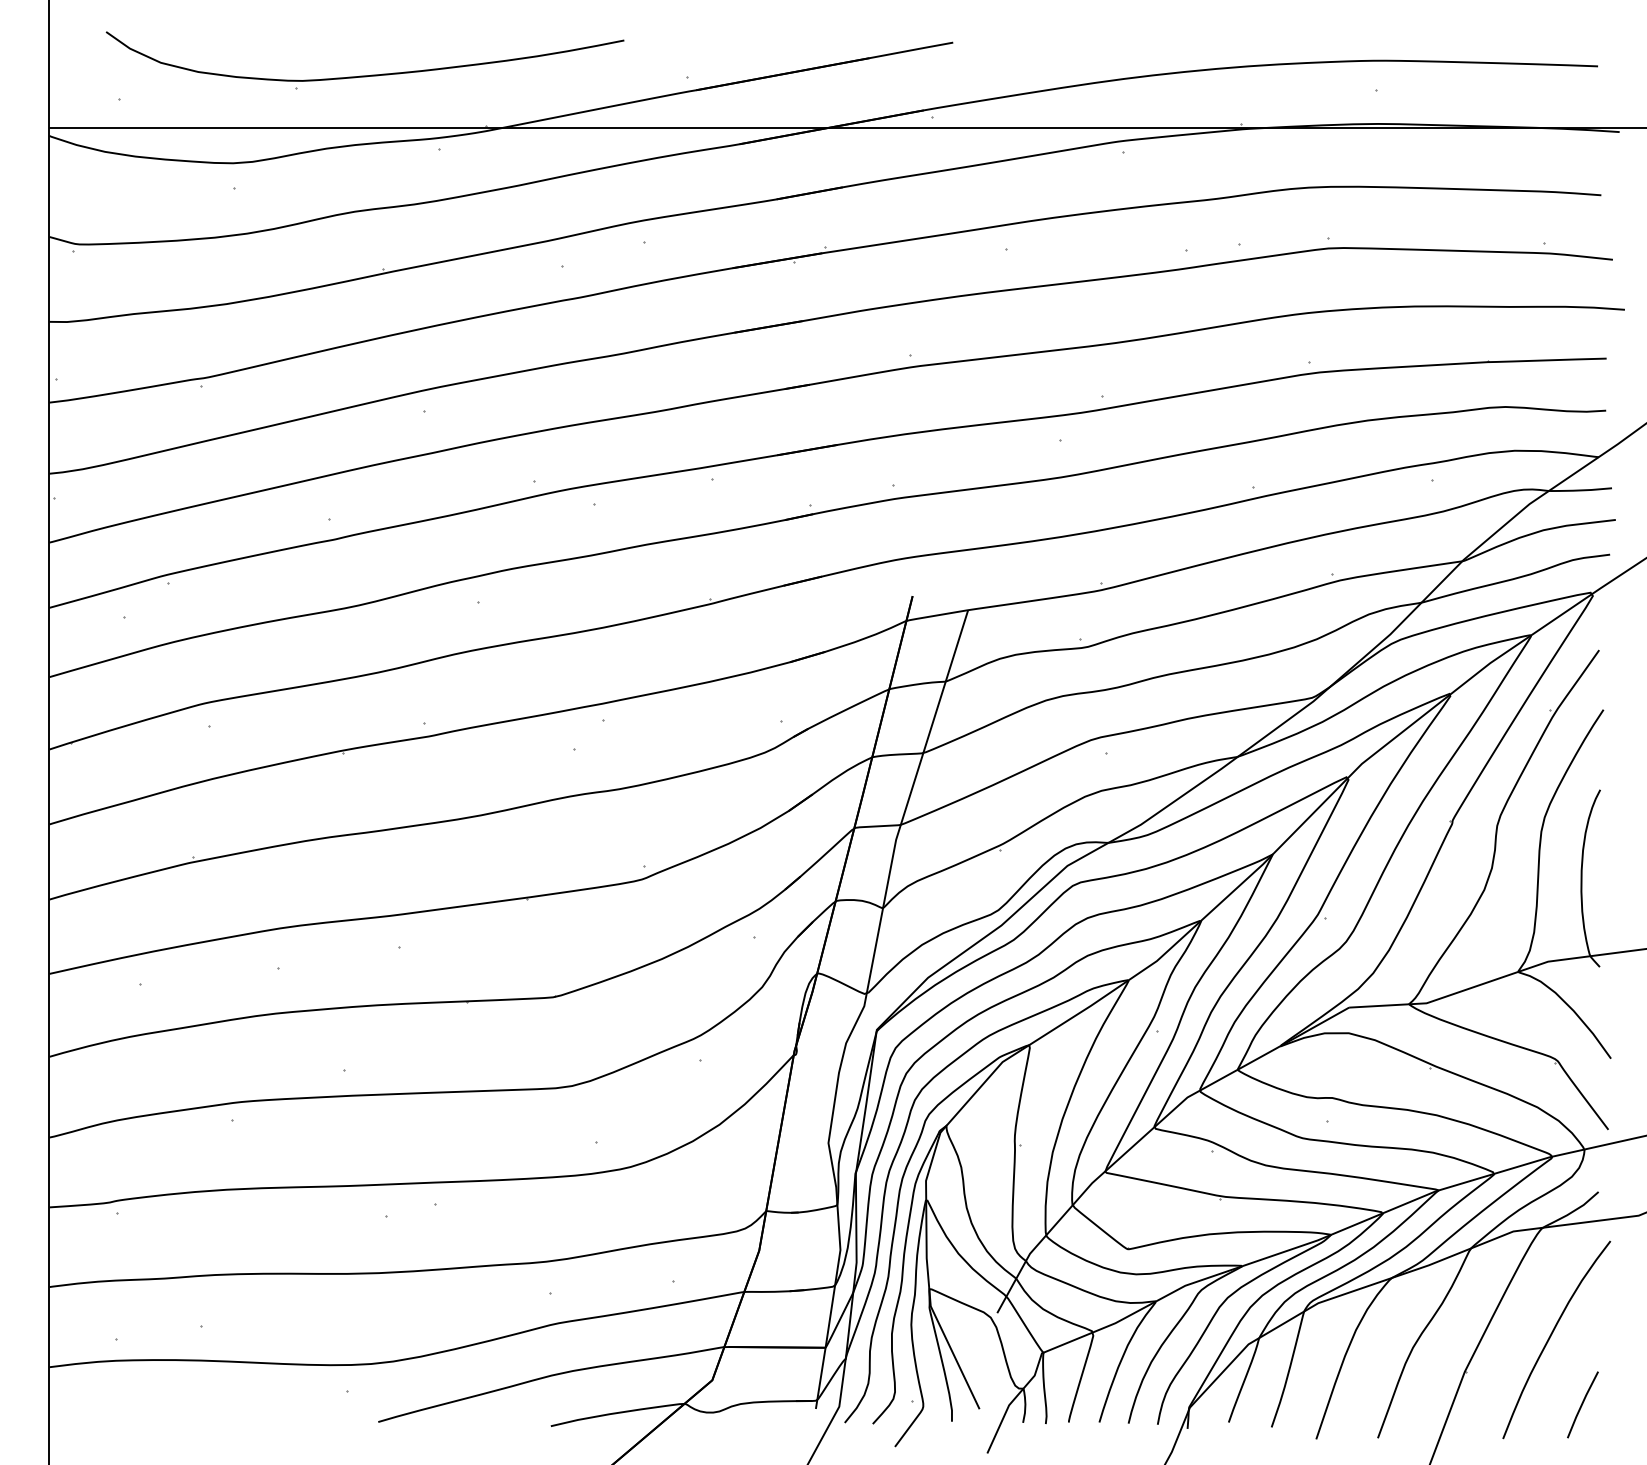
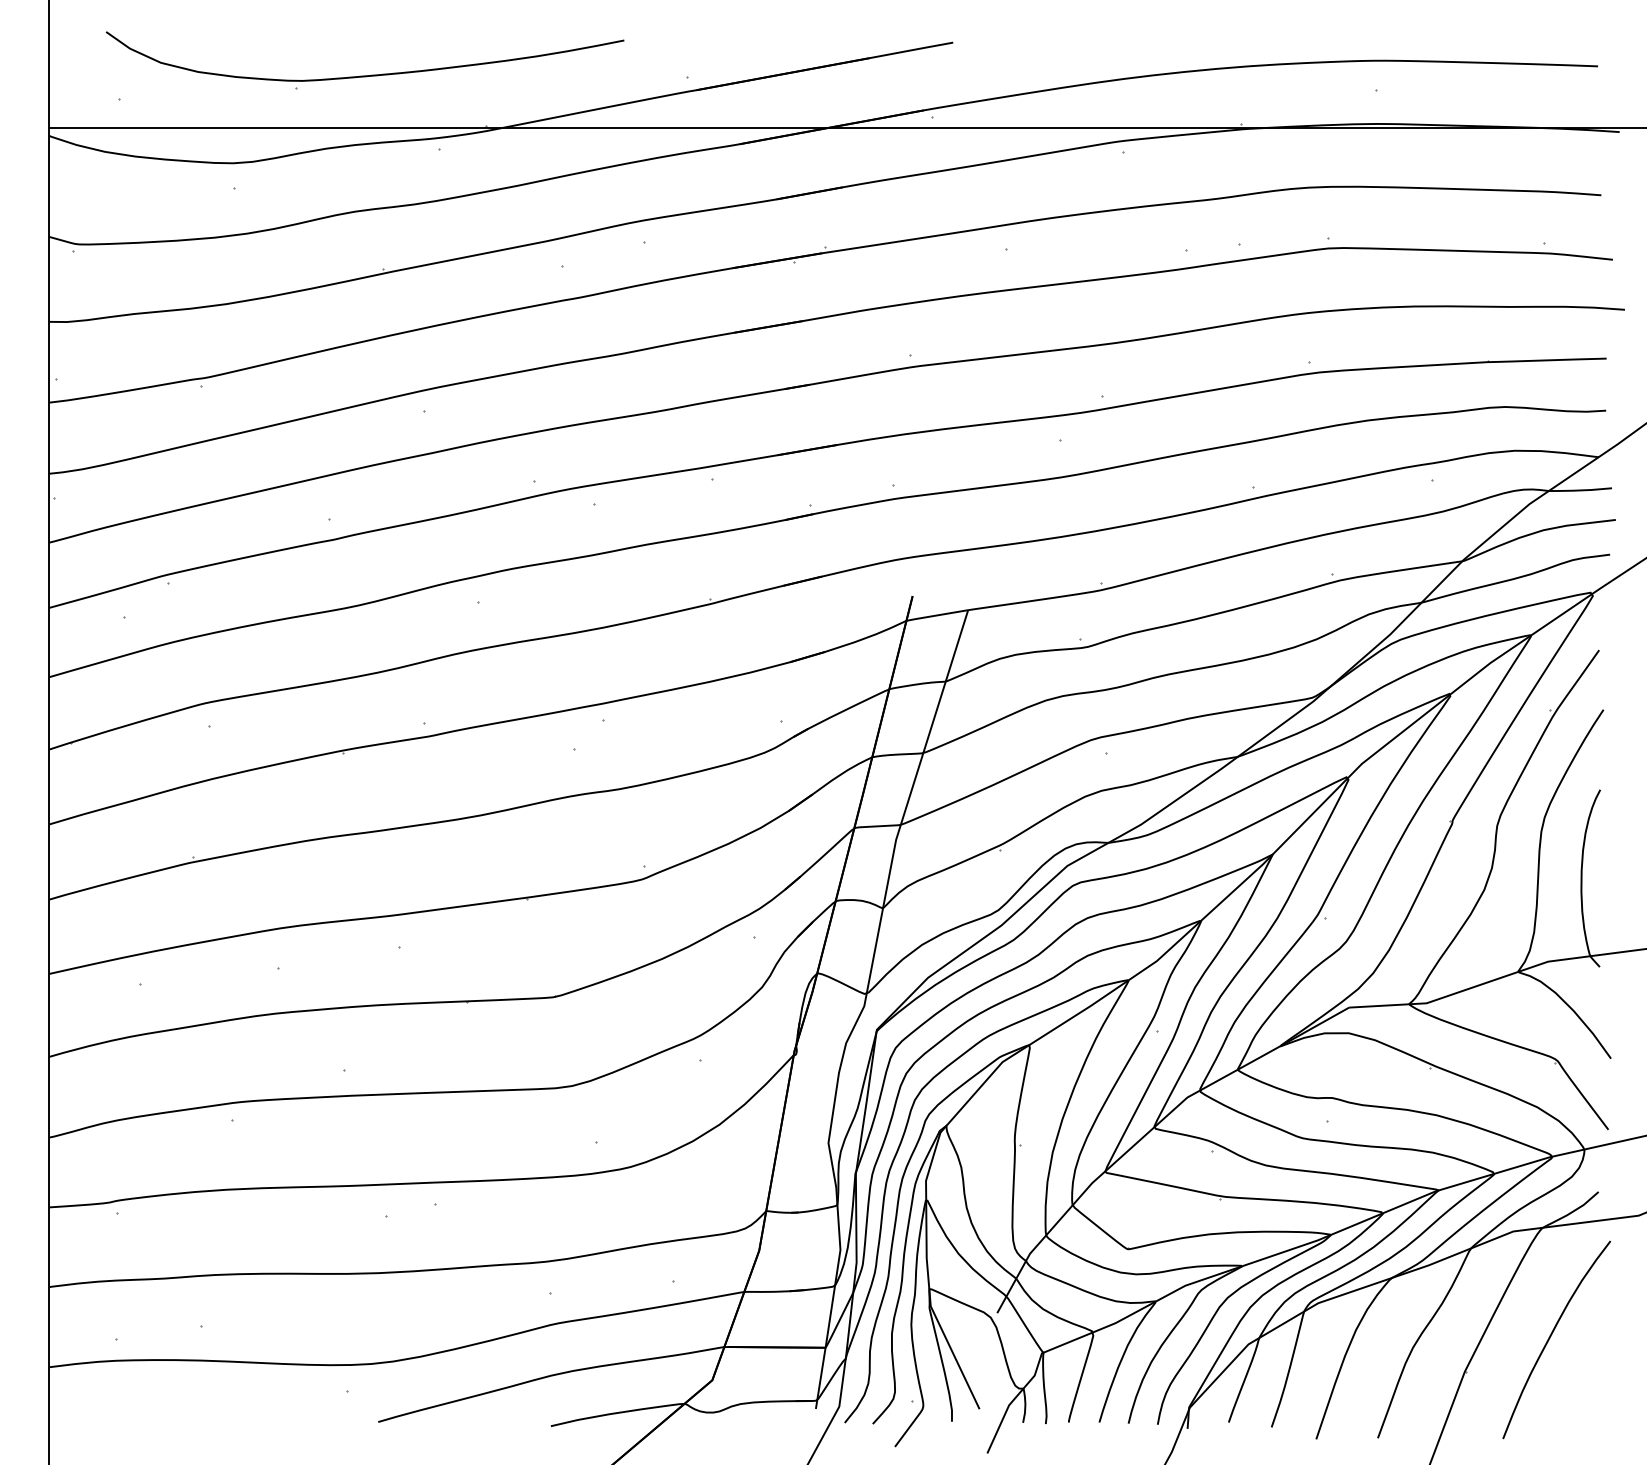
line: present -> none (1582, 1404)
